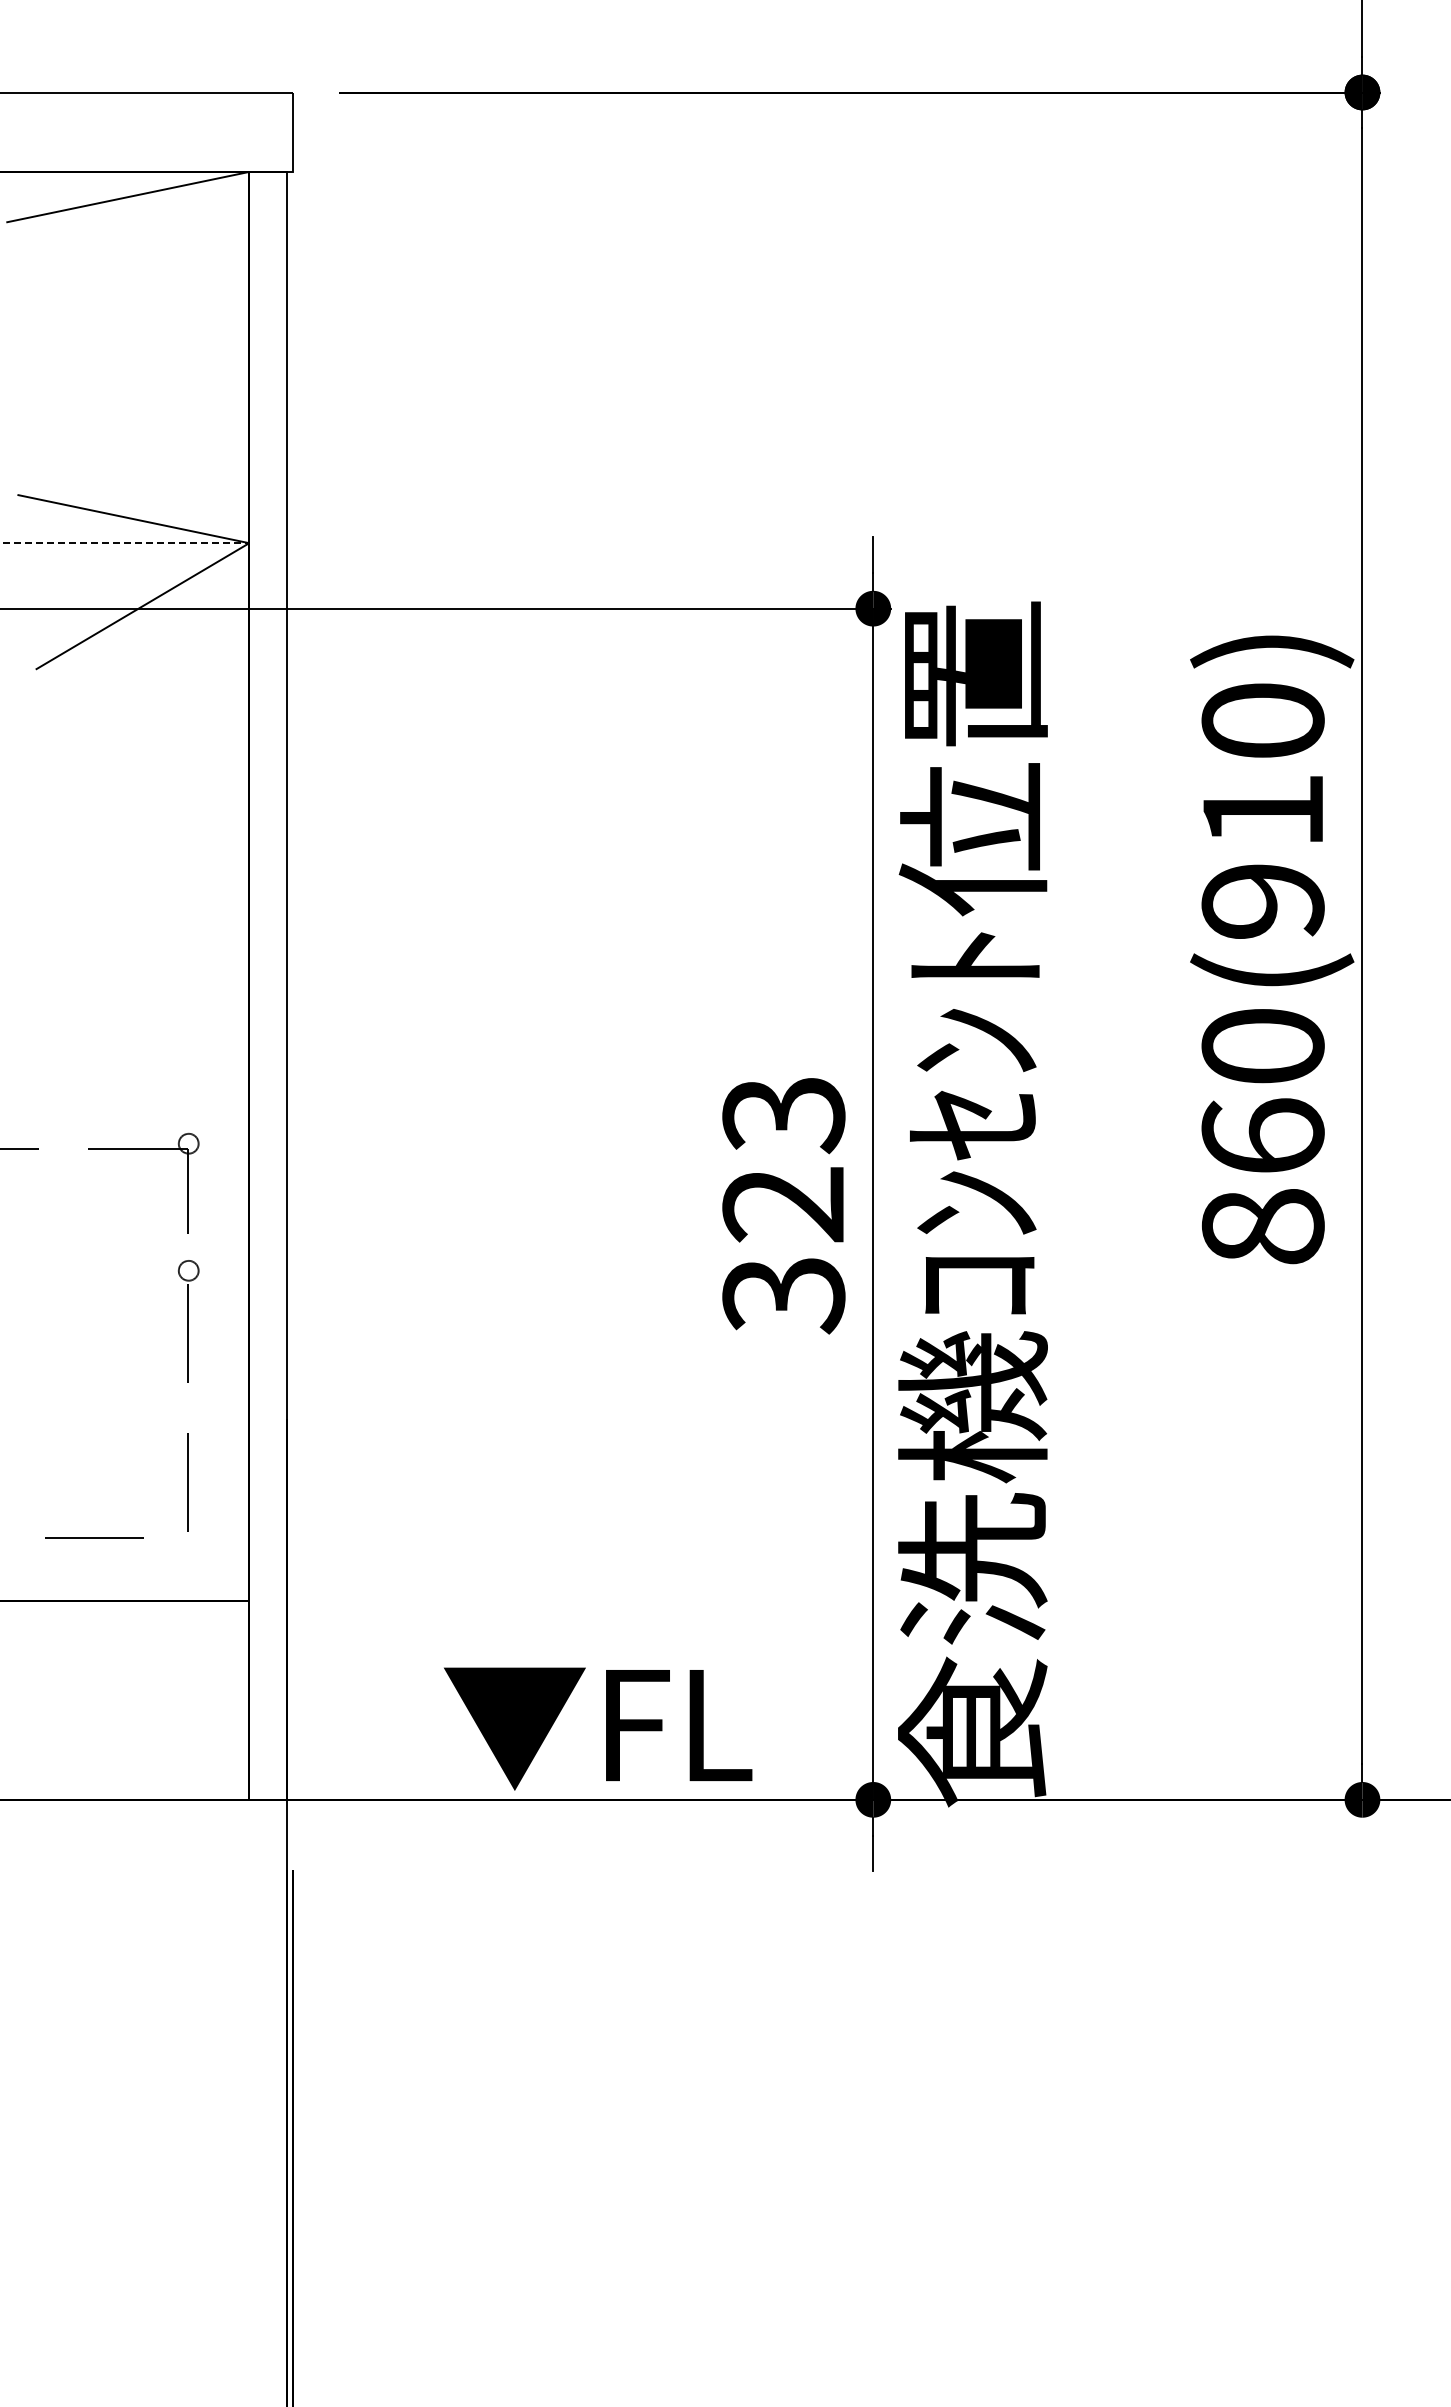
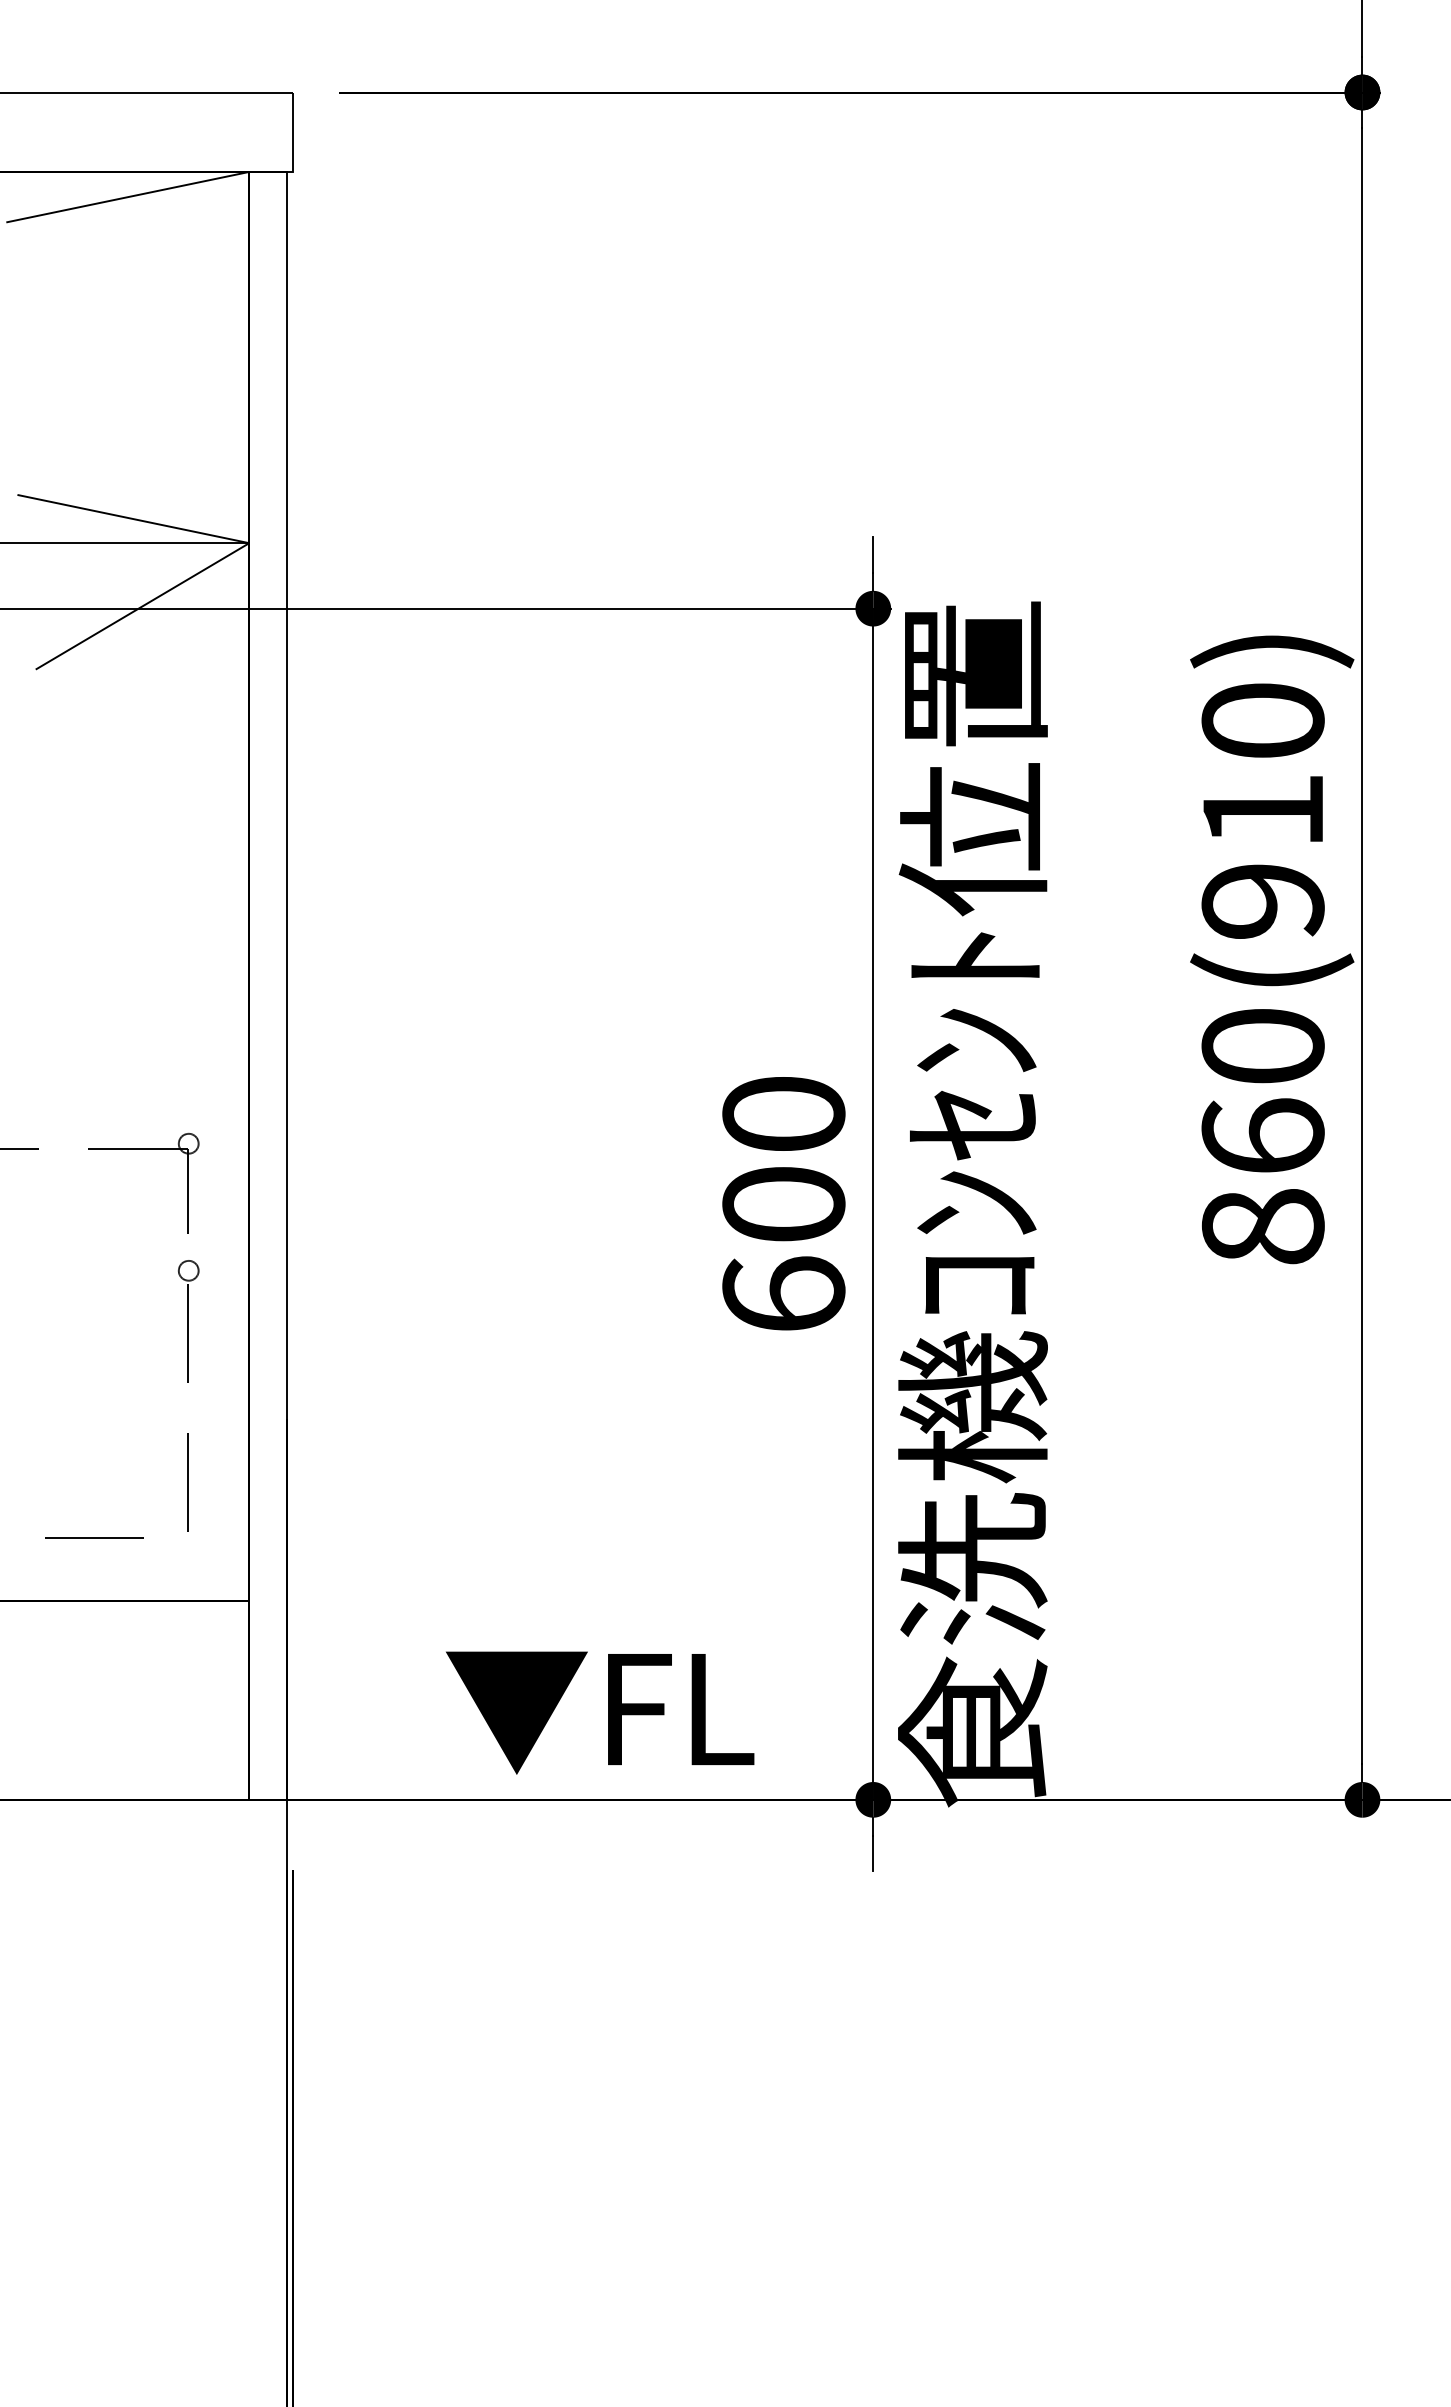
line: dashed -> solid (125, 543)
text: 323 -> 600 (783, 1205)
text position: (598, 1728) -> (600, 1712) (600, 1712)
